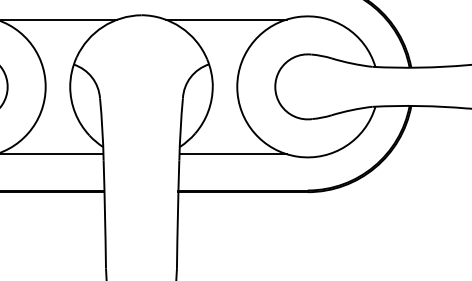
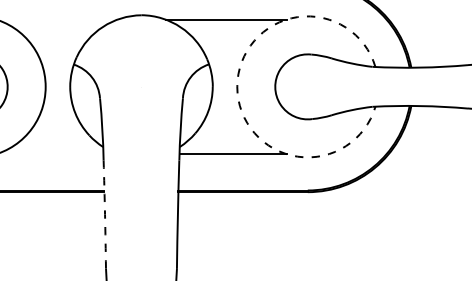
line: present -> none (59, 19)
arc: solid -> dashed (237, 86)
line: present -> none (52, 154)
arc: solid -> dashed (105, 214)
